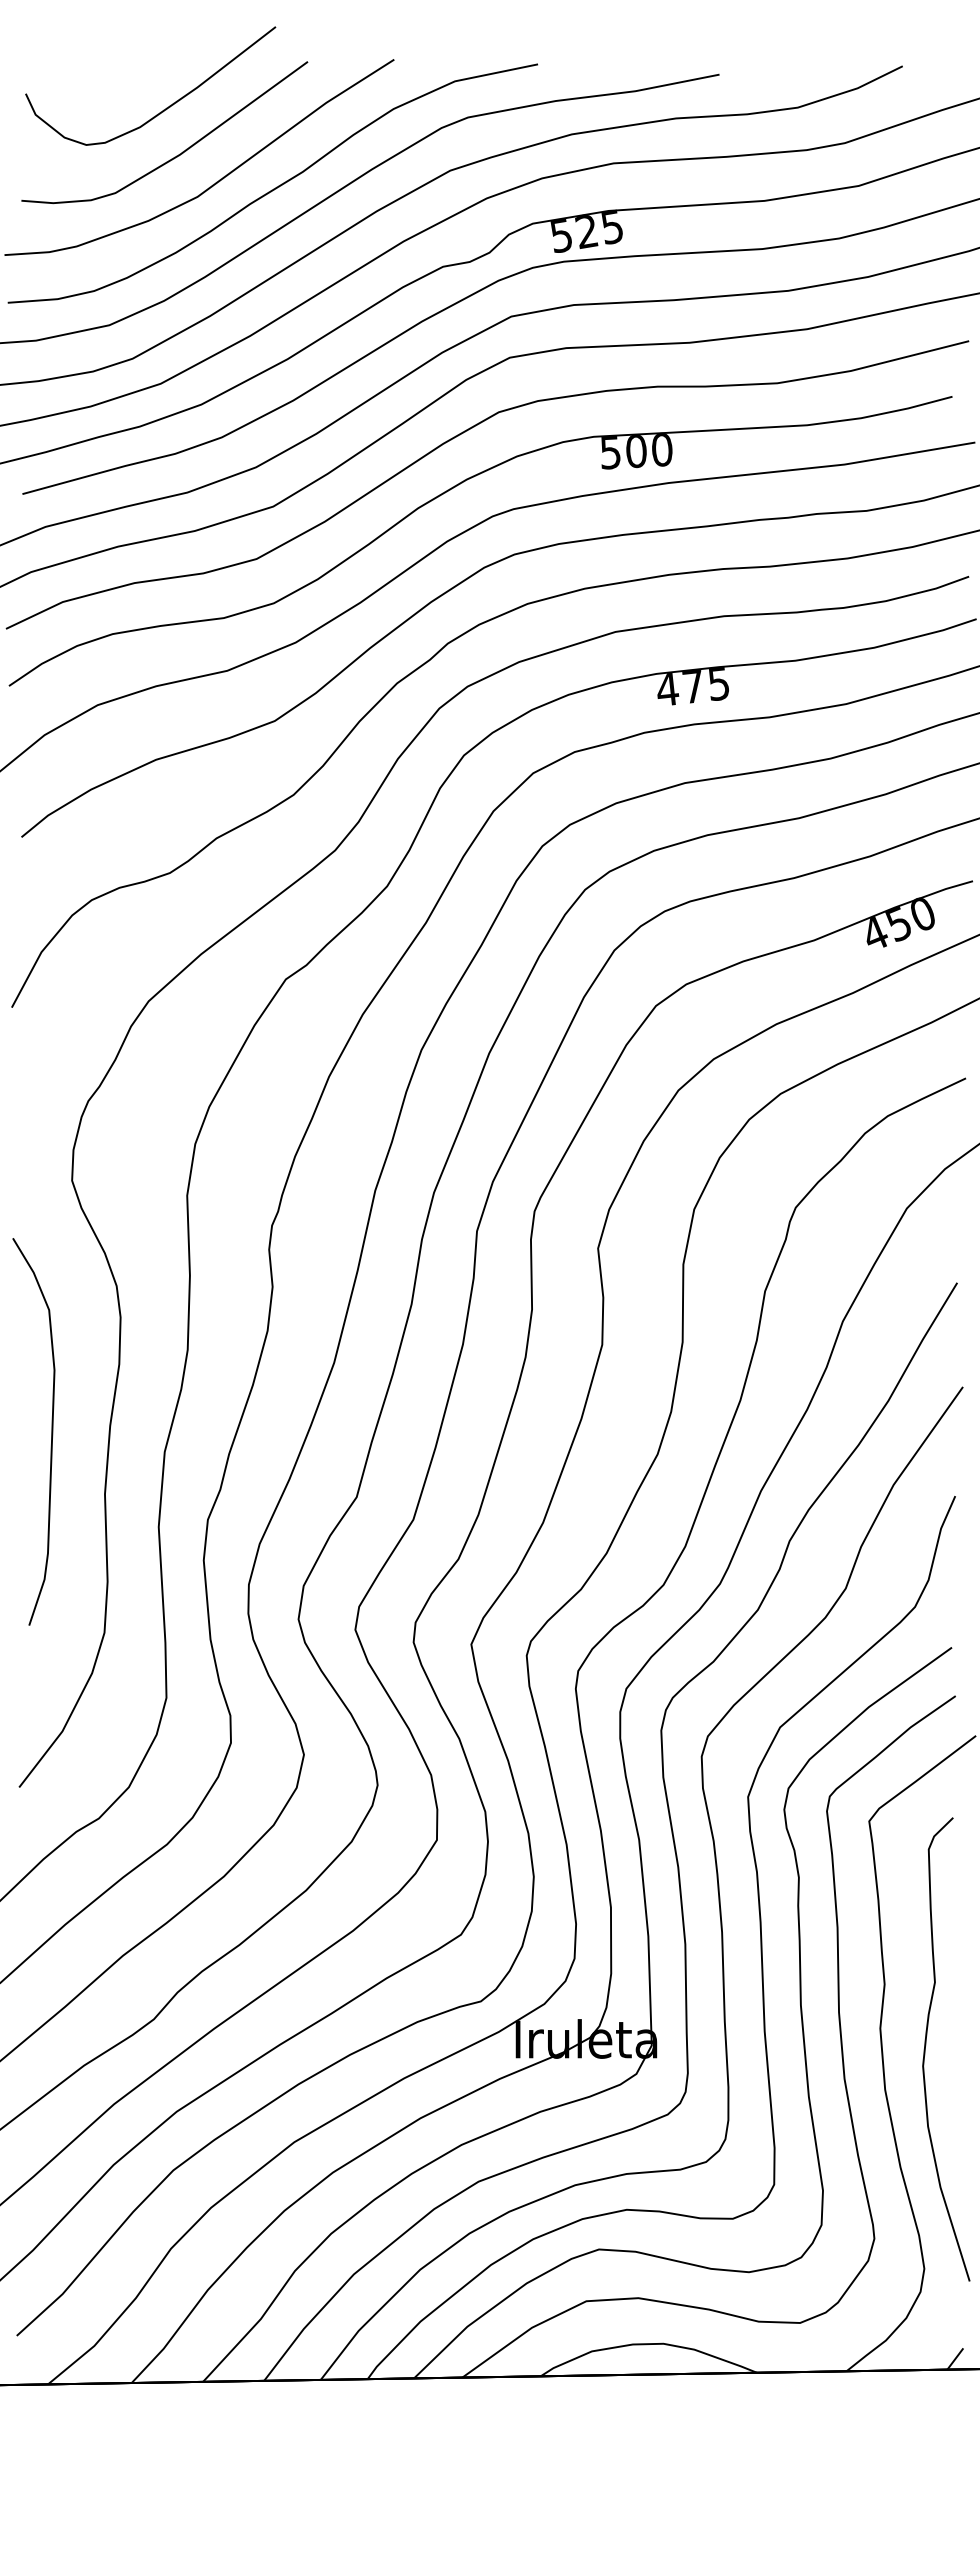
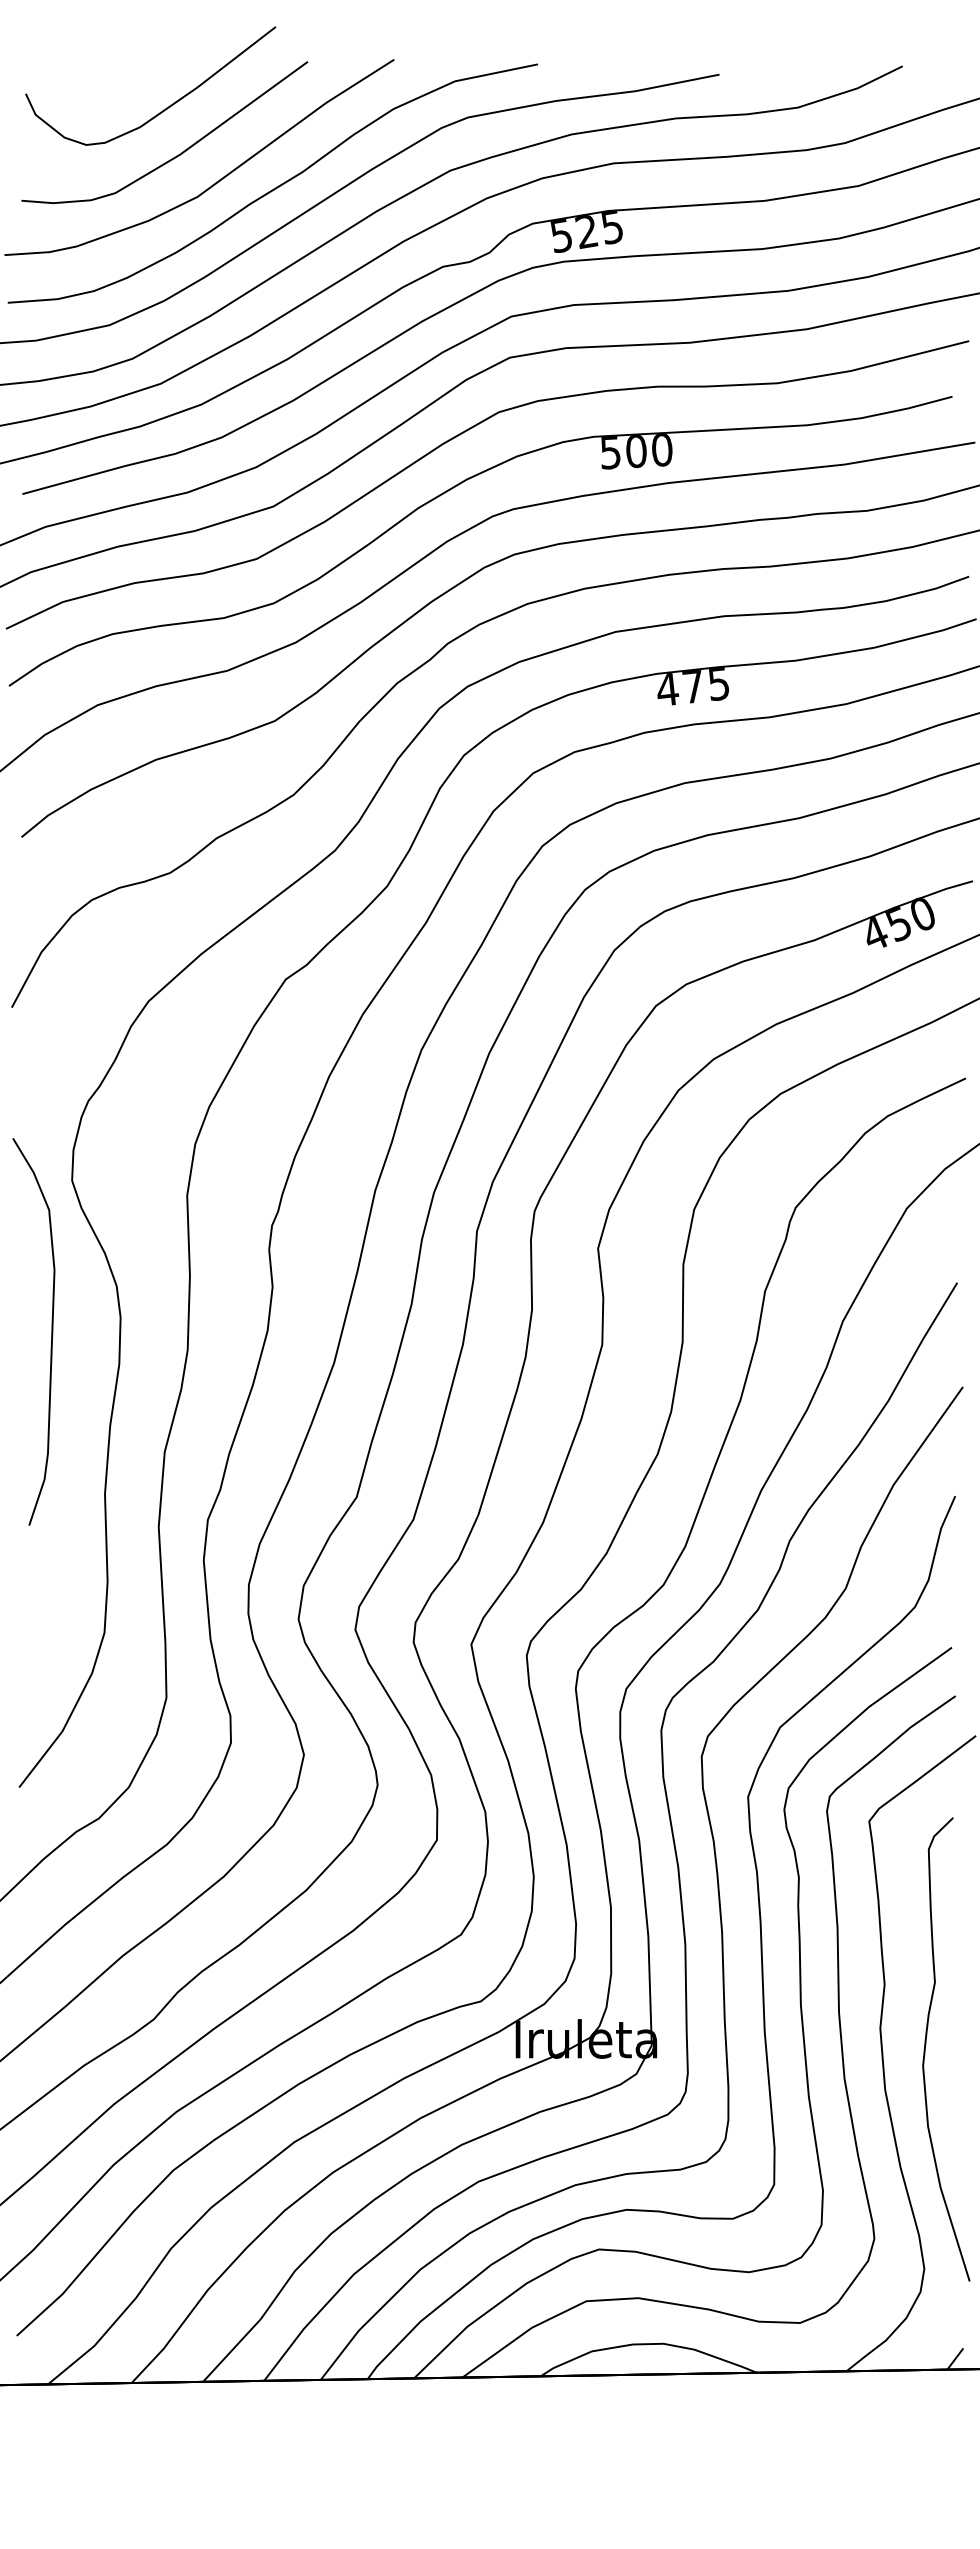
curve position: (51, 1431) -> (51, 1331) (51, 1331)
